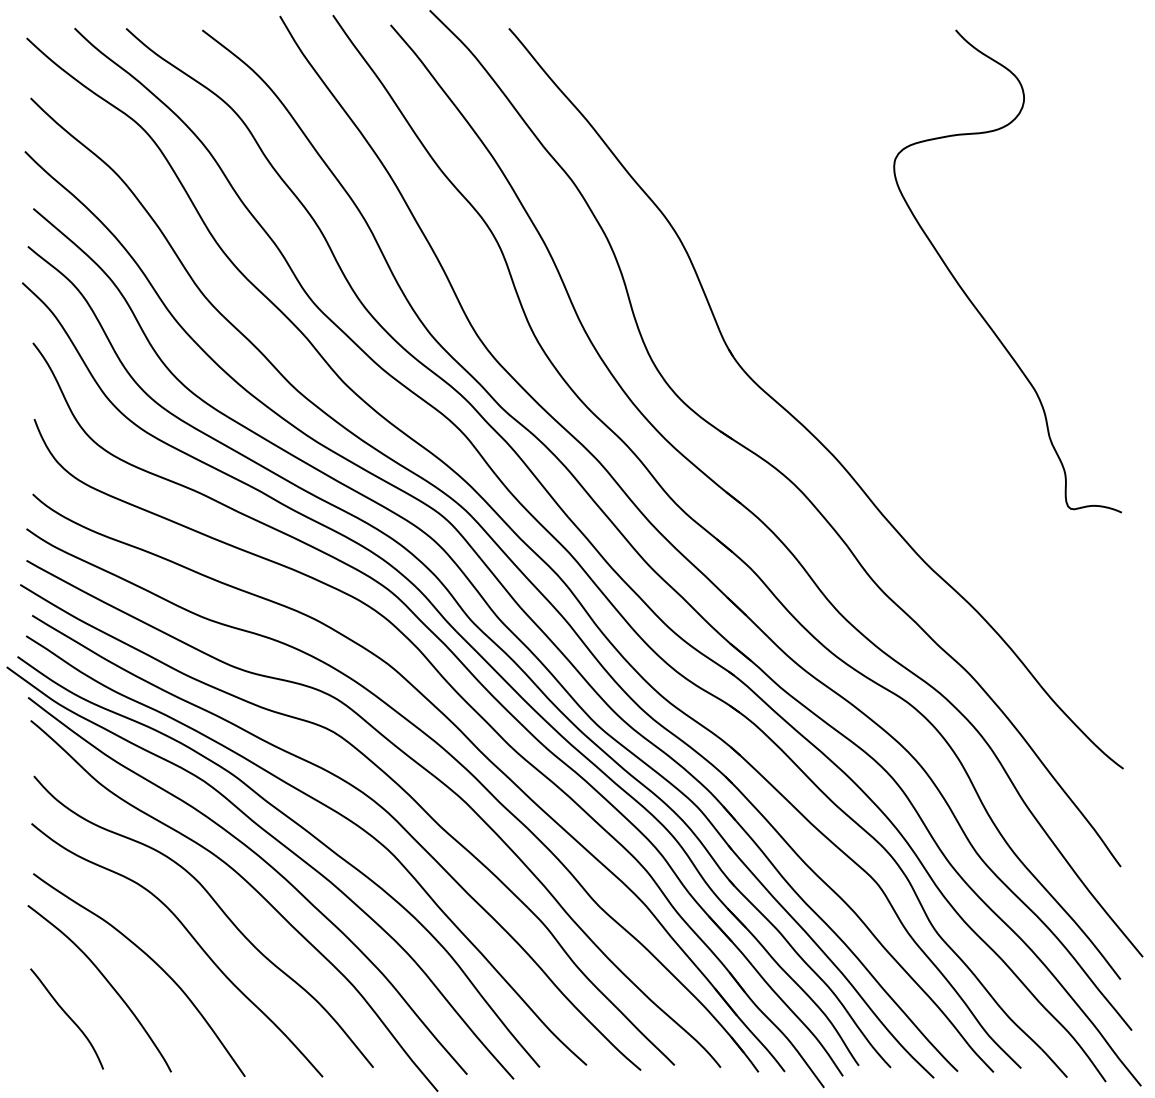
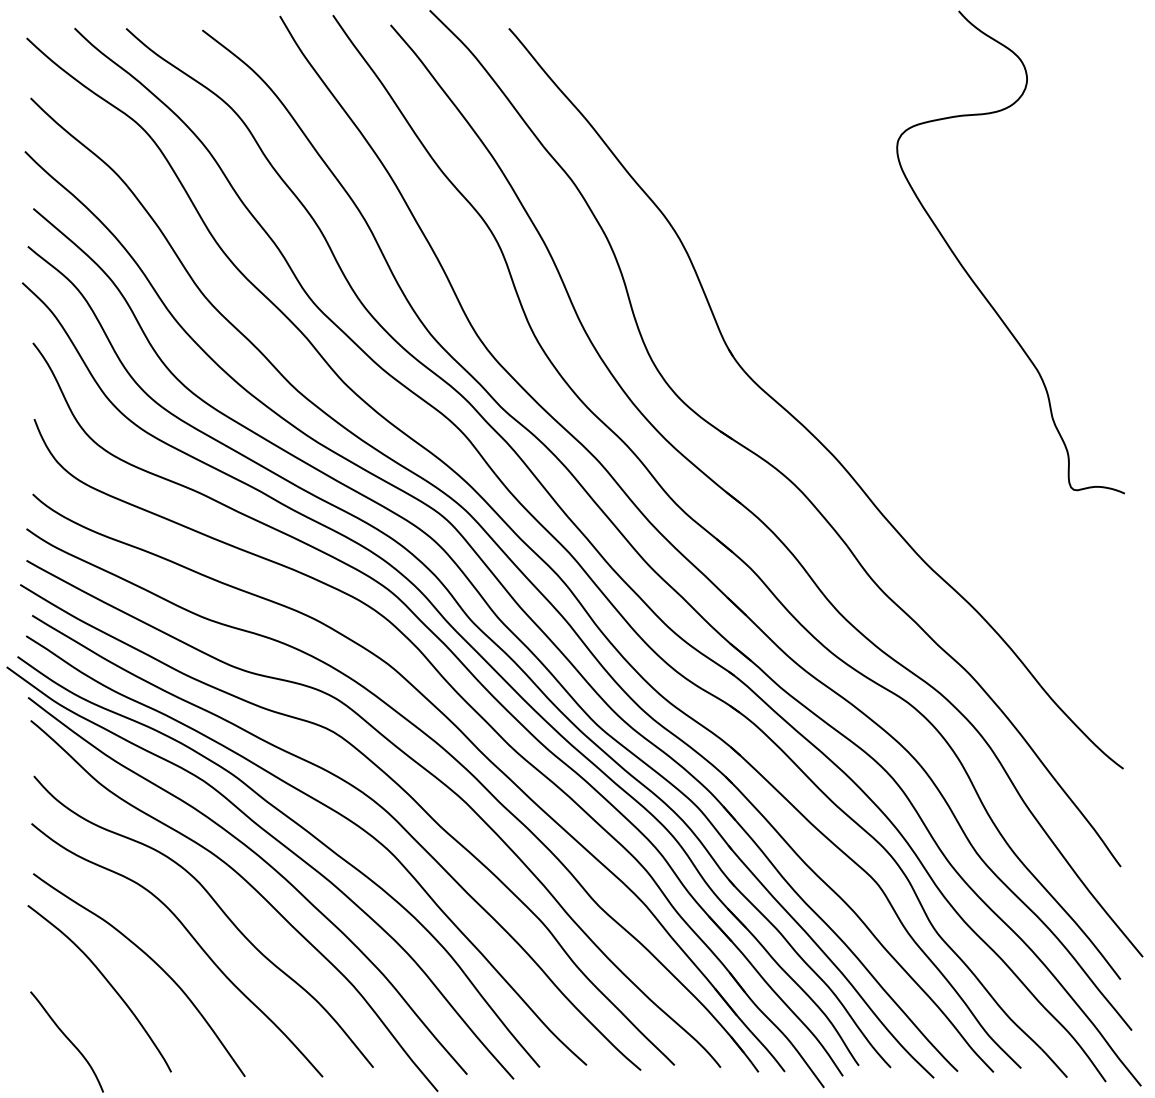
curve position: (969, 297) -> (972, 278) (972, 278)
curve position: (67, 1016) -> (67, 1039) (67, 1039)
